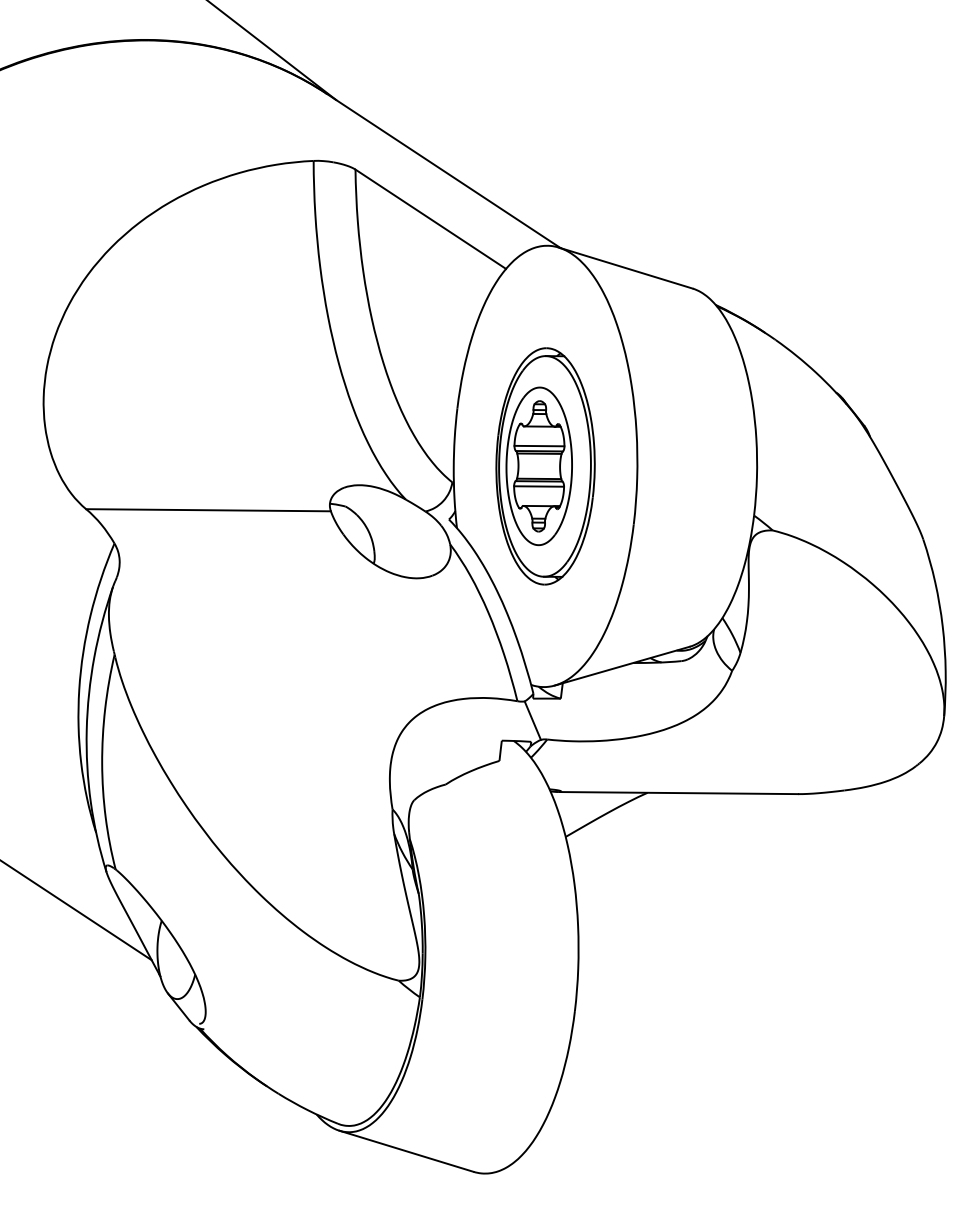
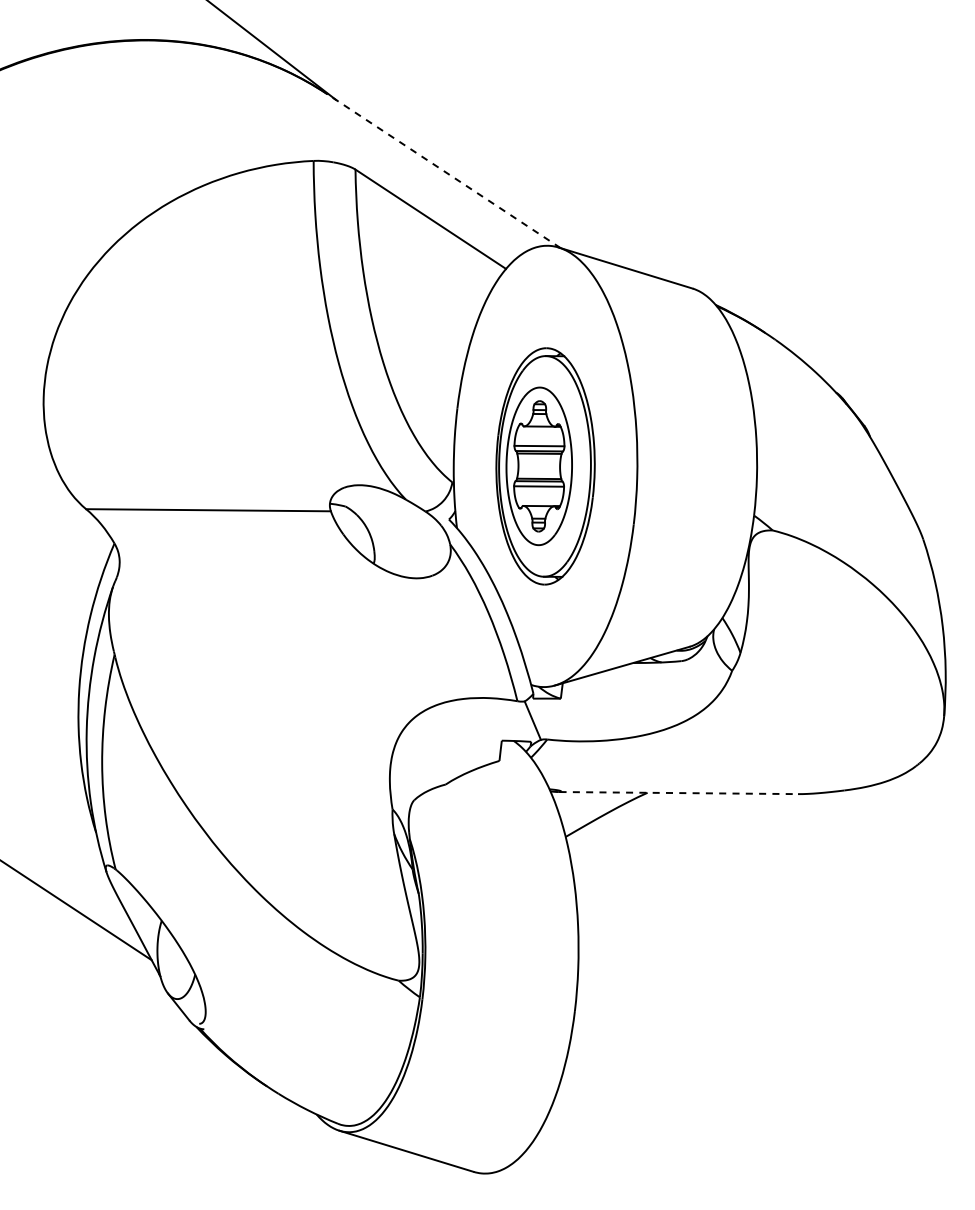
line: solid -> dashed (443, 170)
line: solid -> dashed (679, 793)
